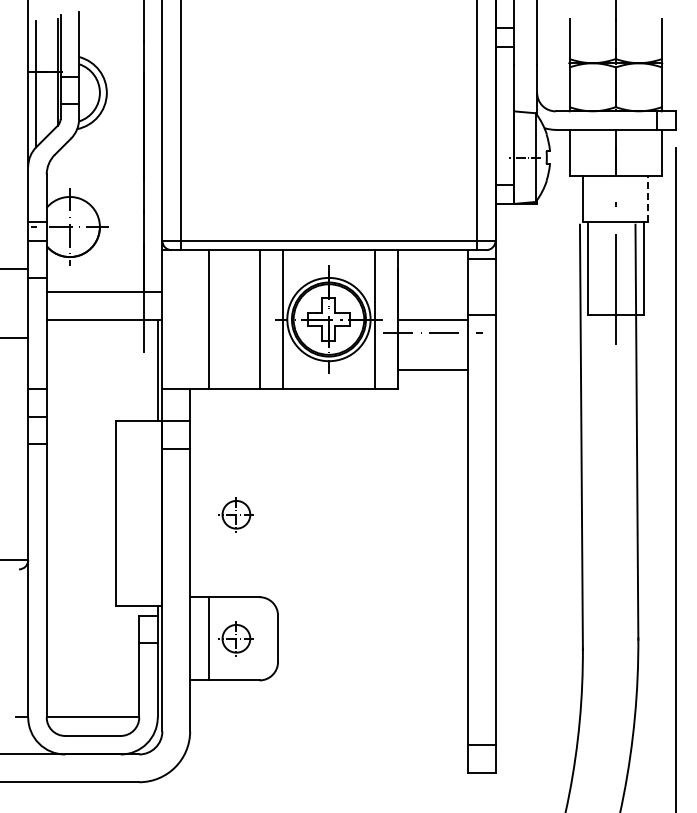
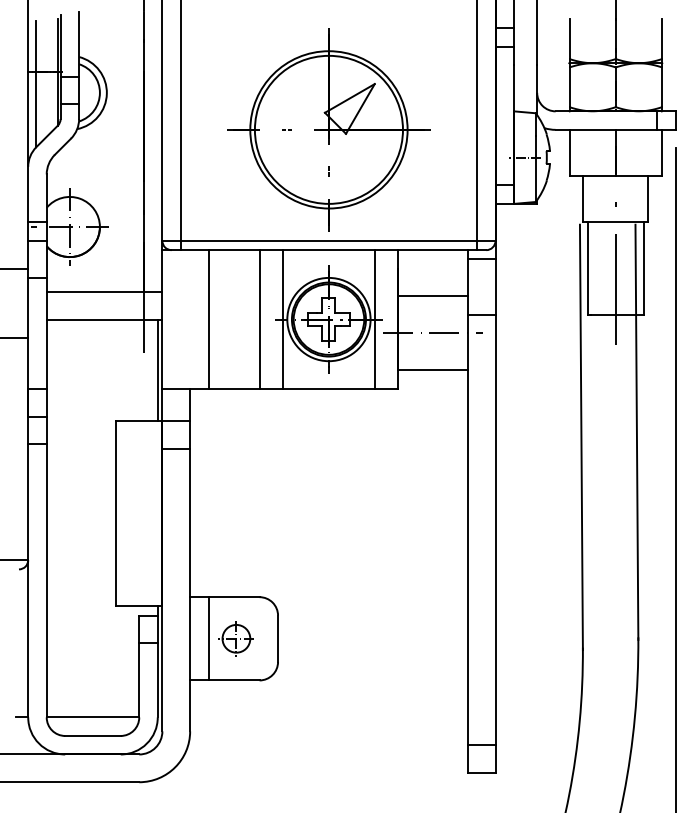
part: none -> present (328, 129)
line: dashed -> solid (648, 198)
line position: (432, 320) -> (432, 296) (432, 296)
part: present -> none (235, 514)
